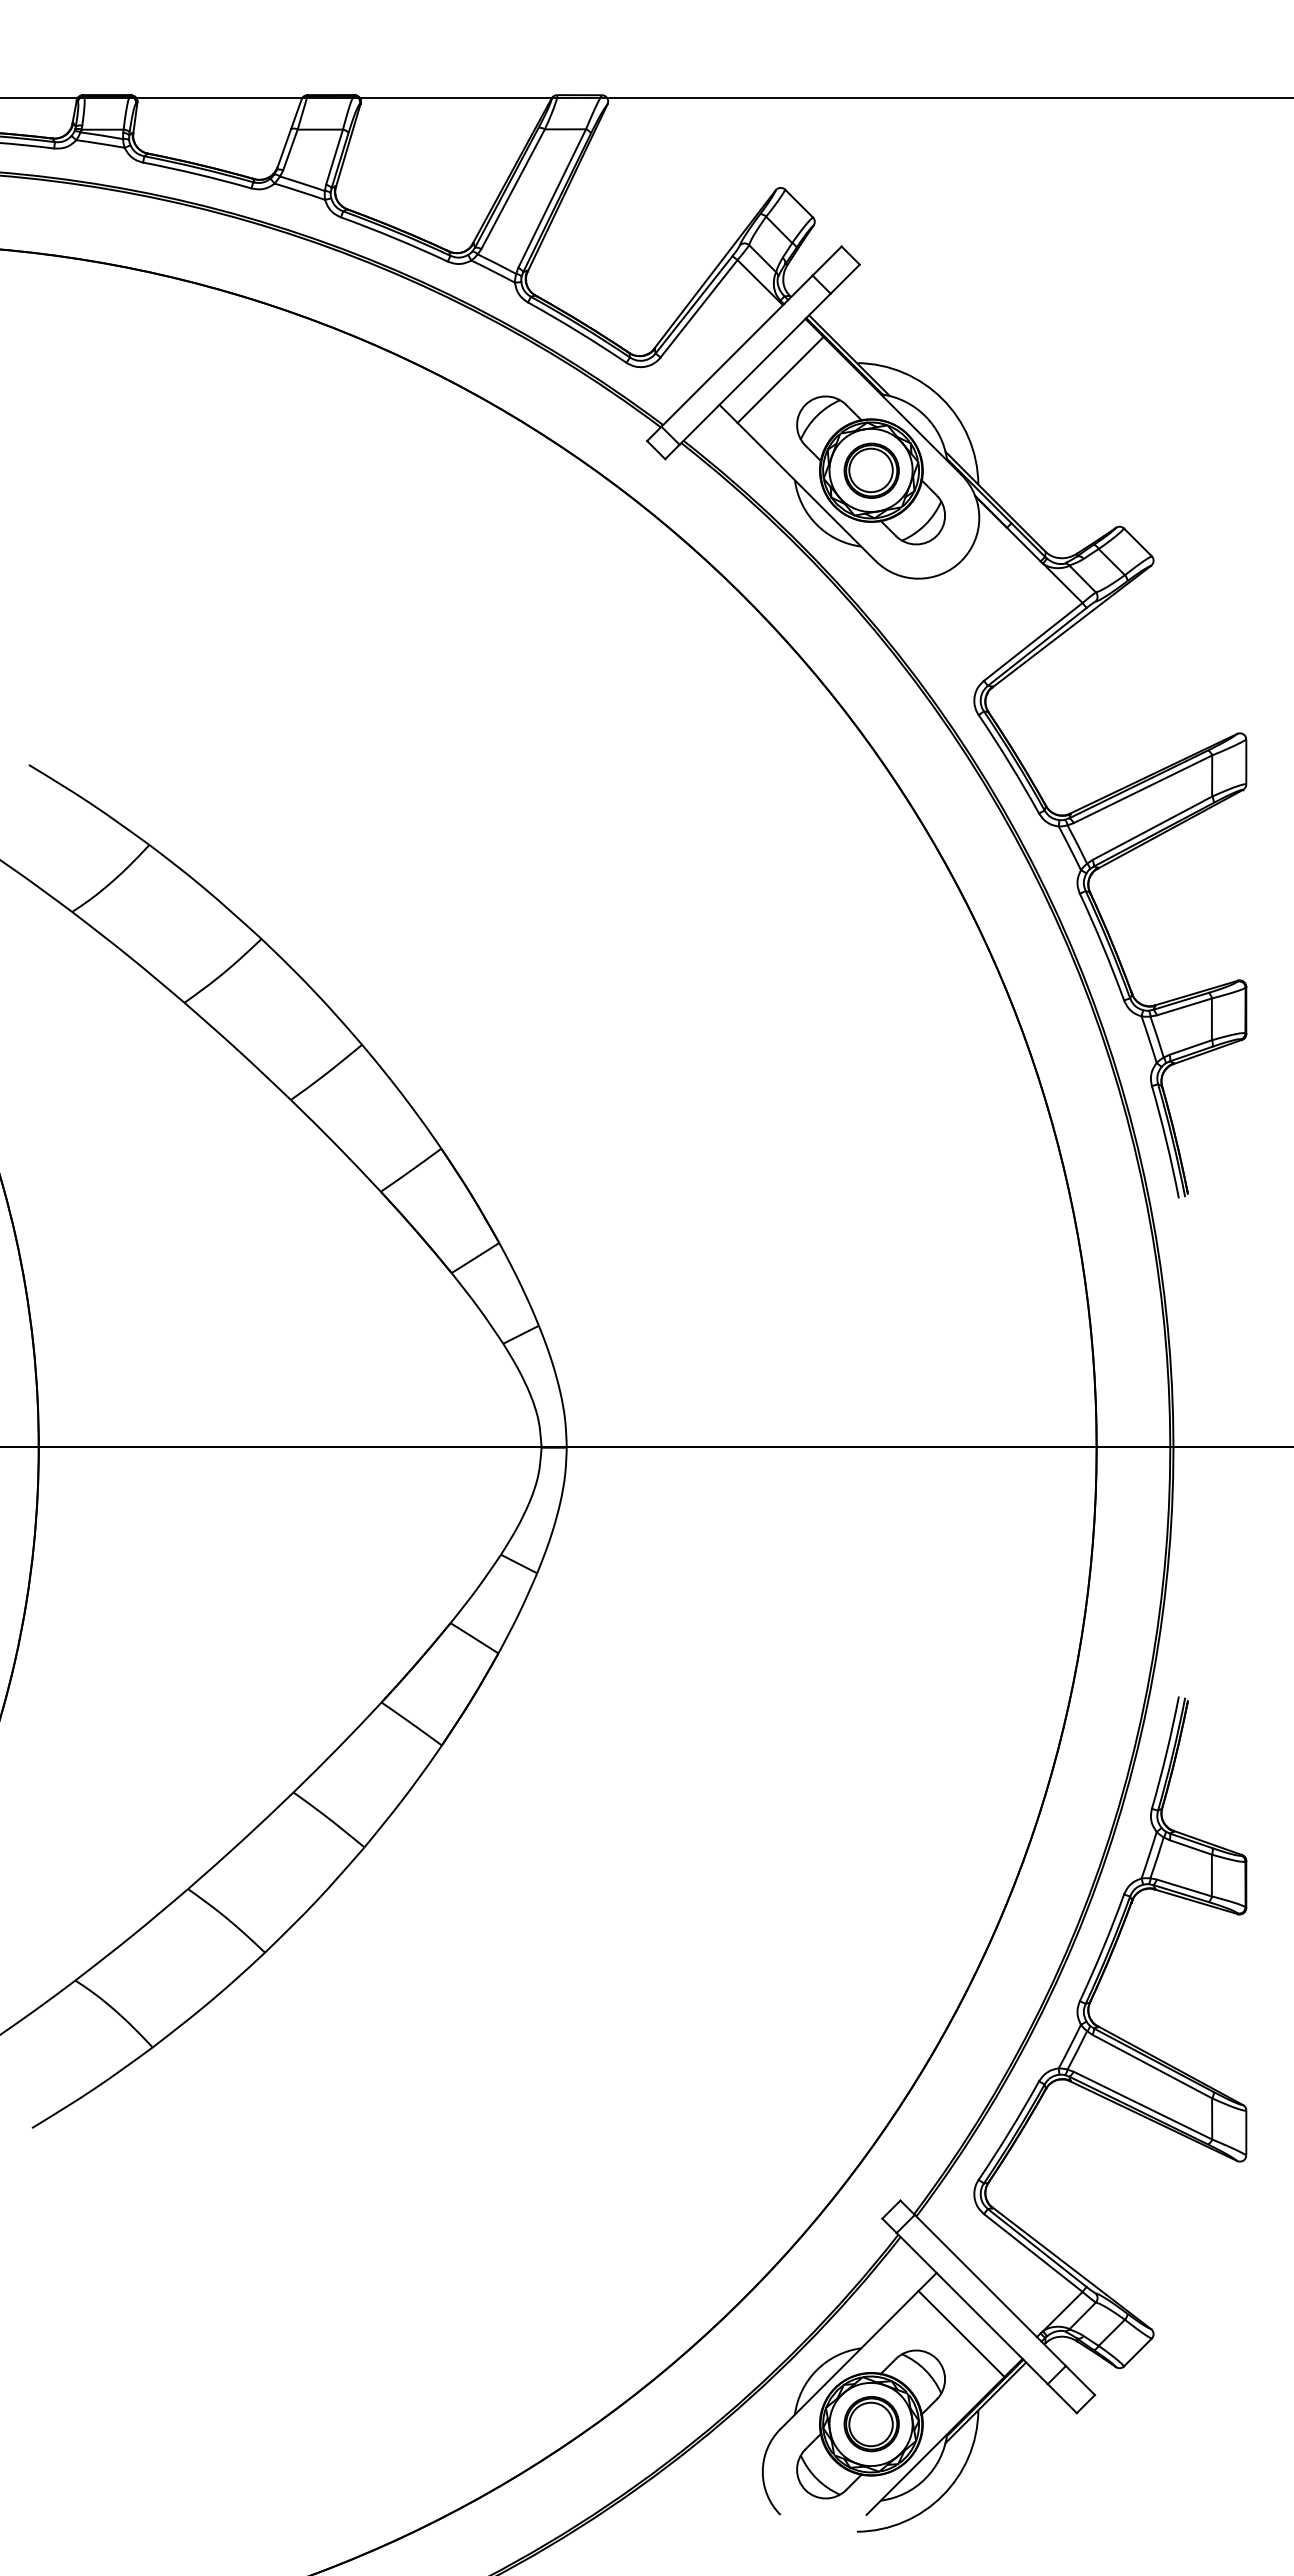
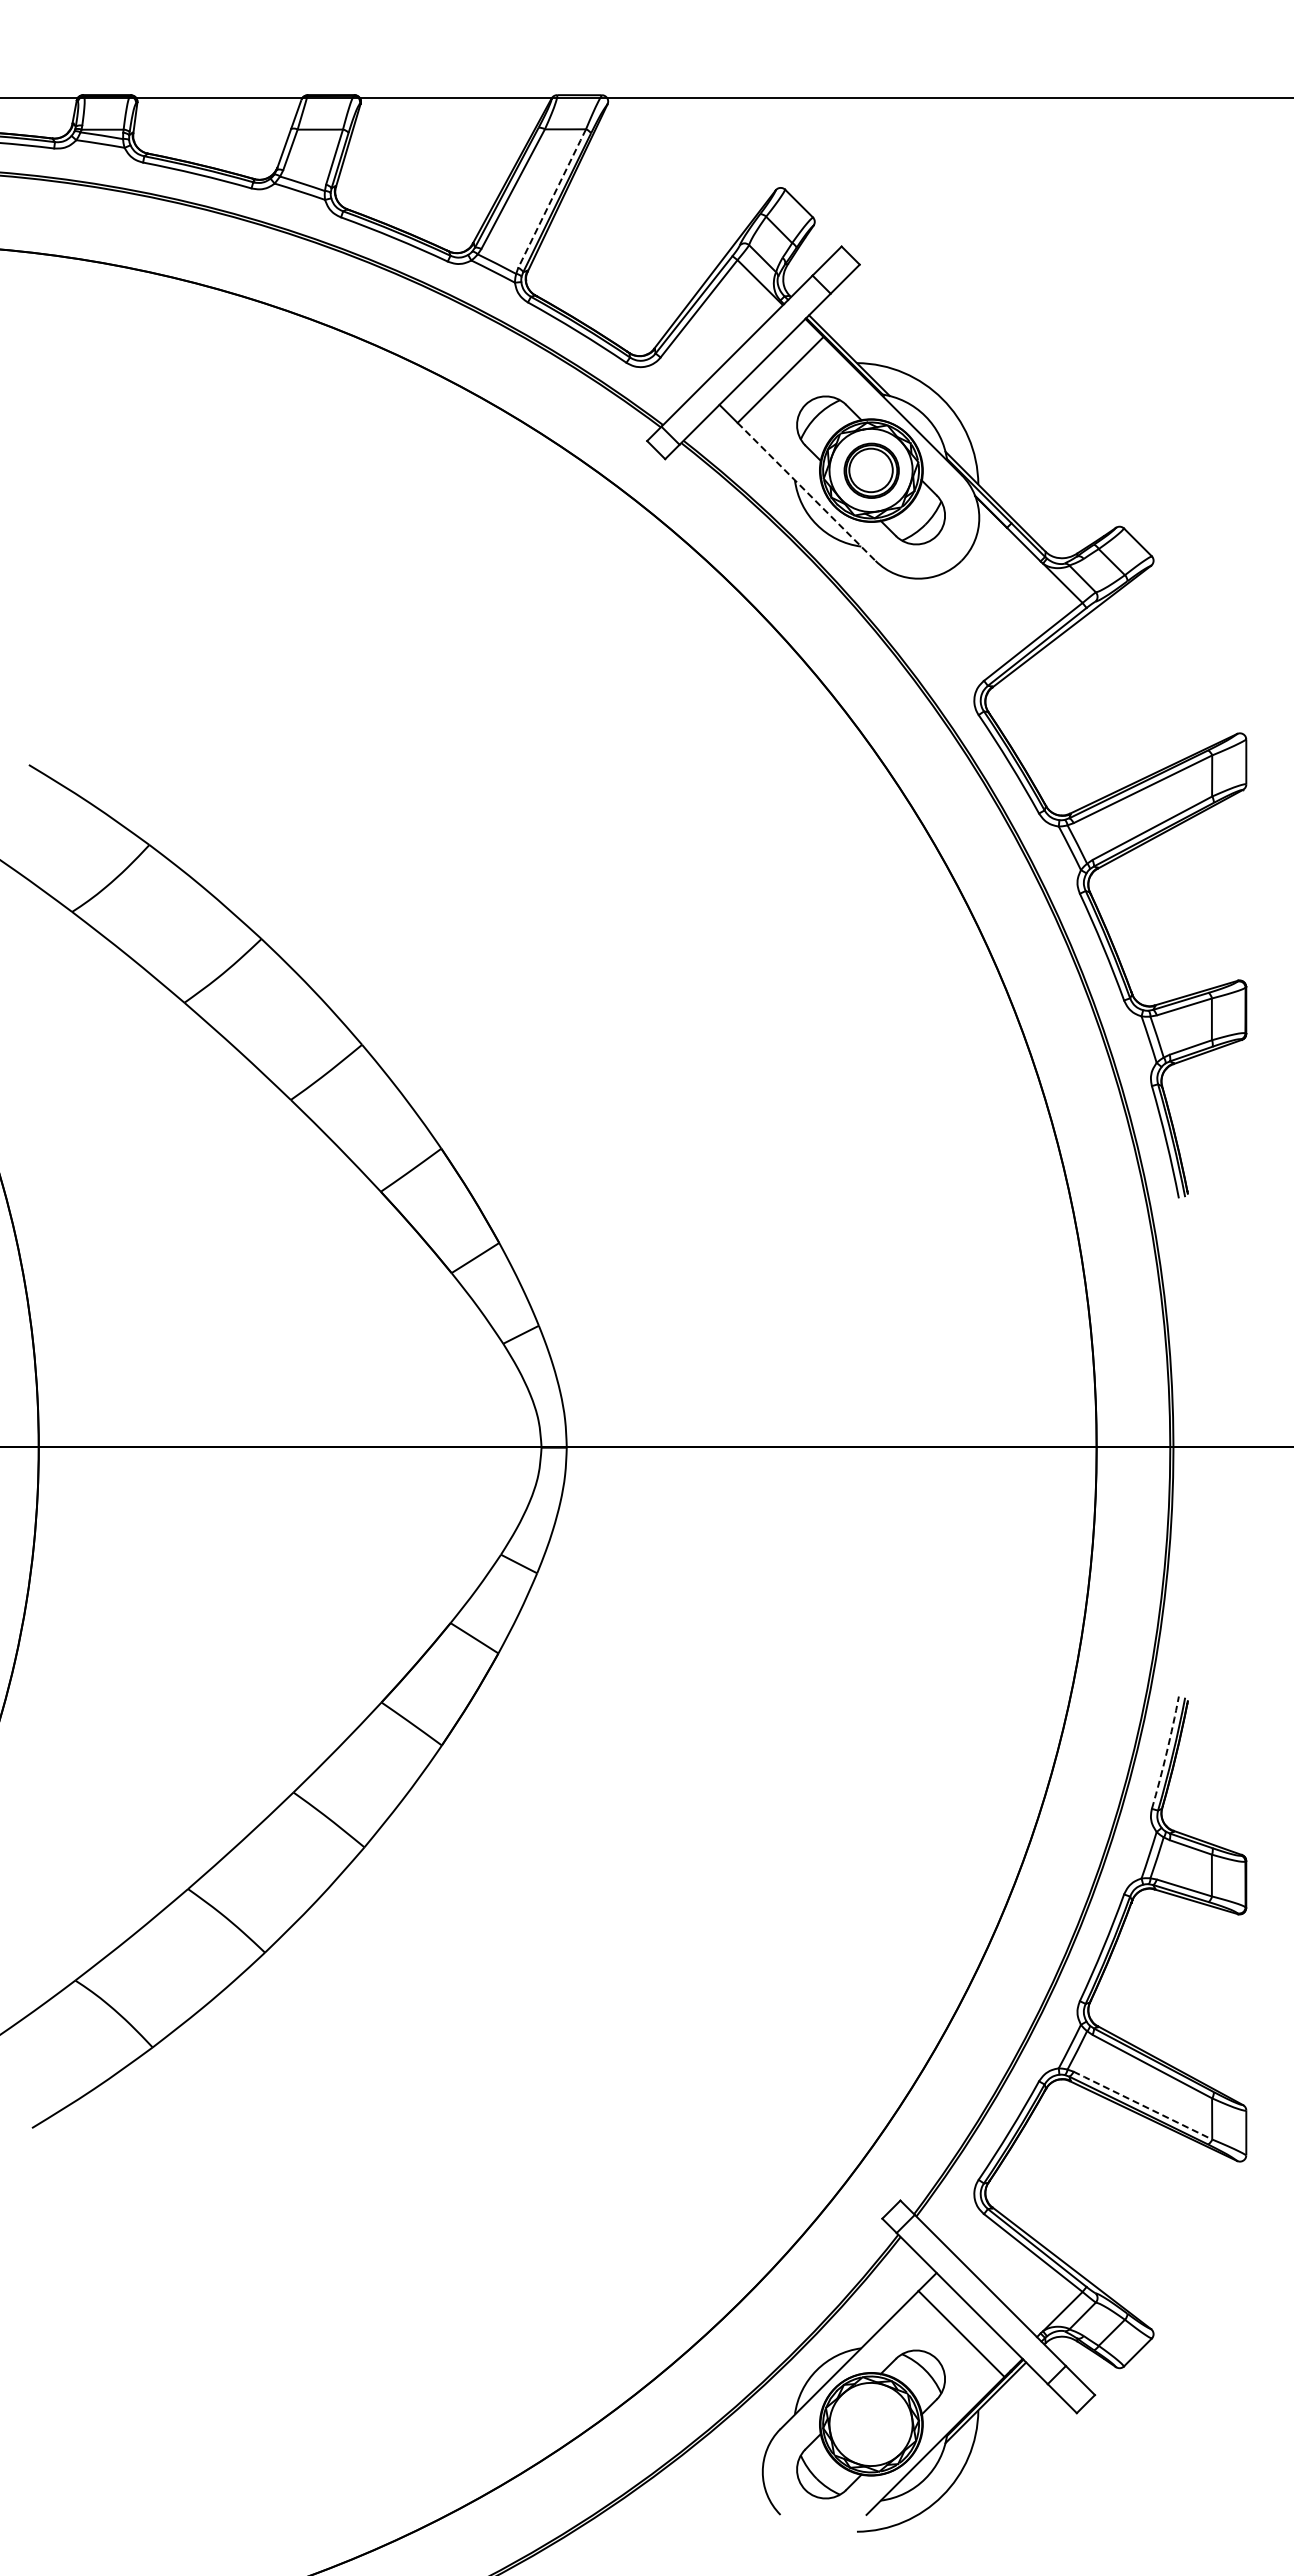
line: solid -> dashed (552, 197)
line: solid -> dashed (806, 491)
arc: solid -> dashed (1166, 1752)
line: solid -> dashed (1141, 2104)
part: present -> none (871, 2424)
